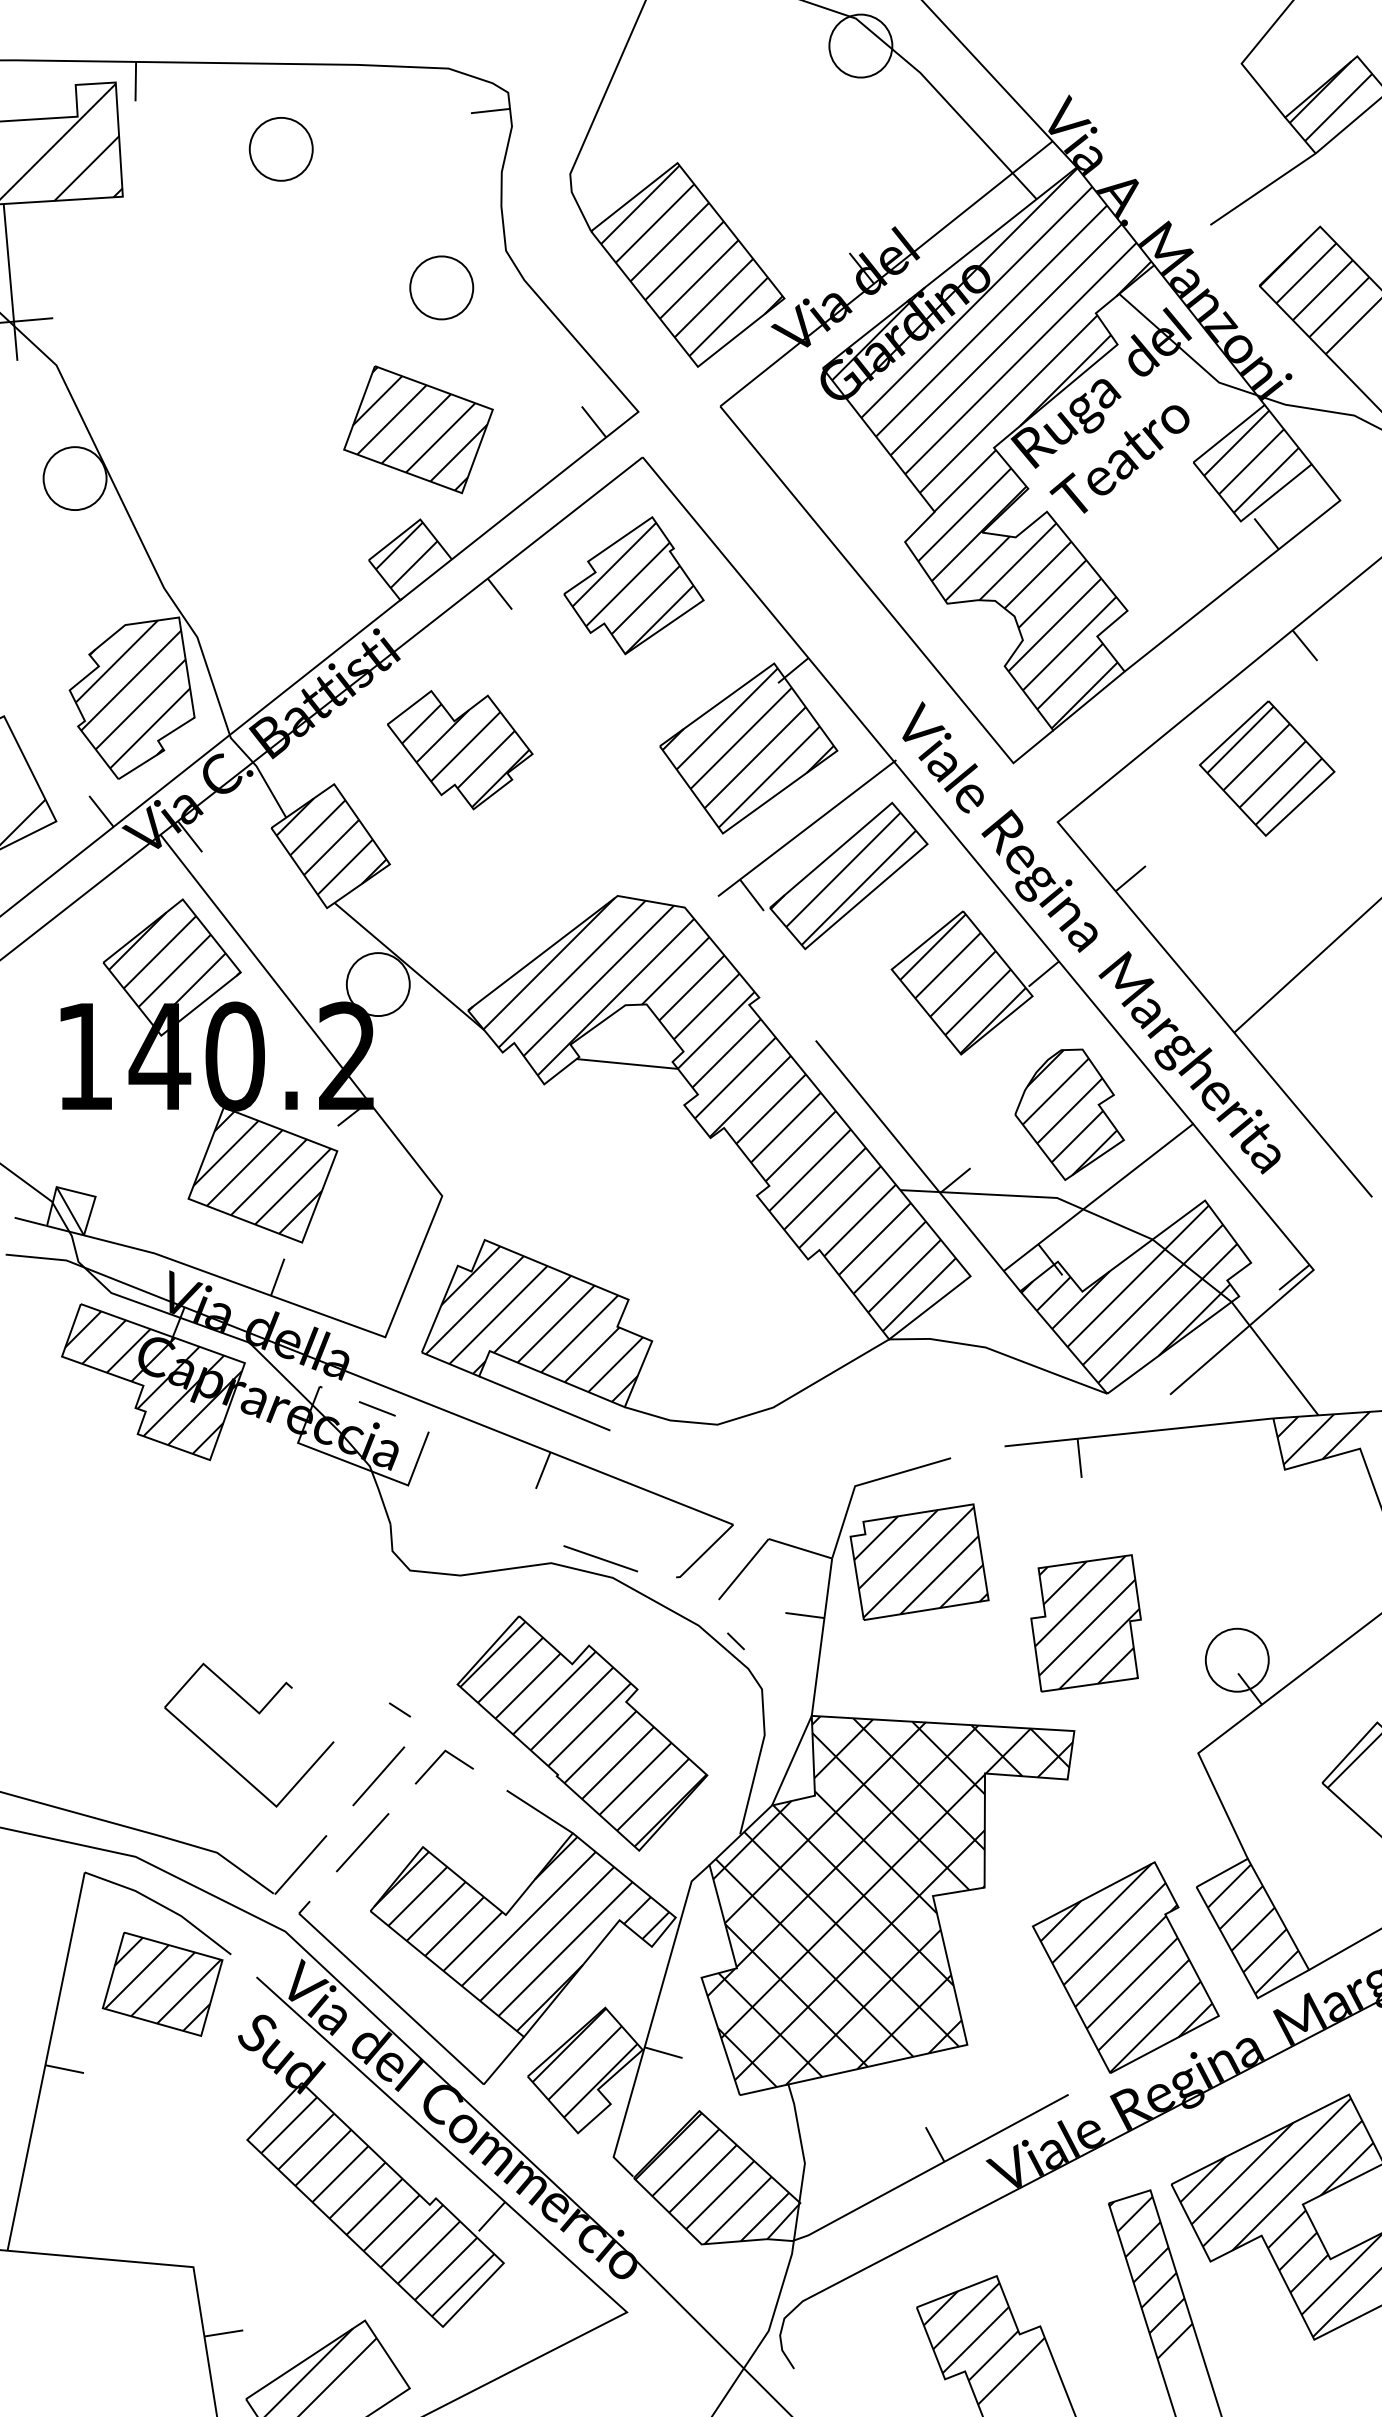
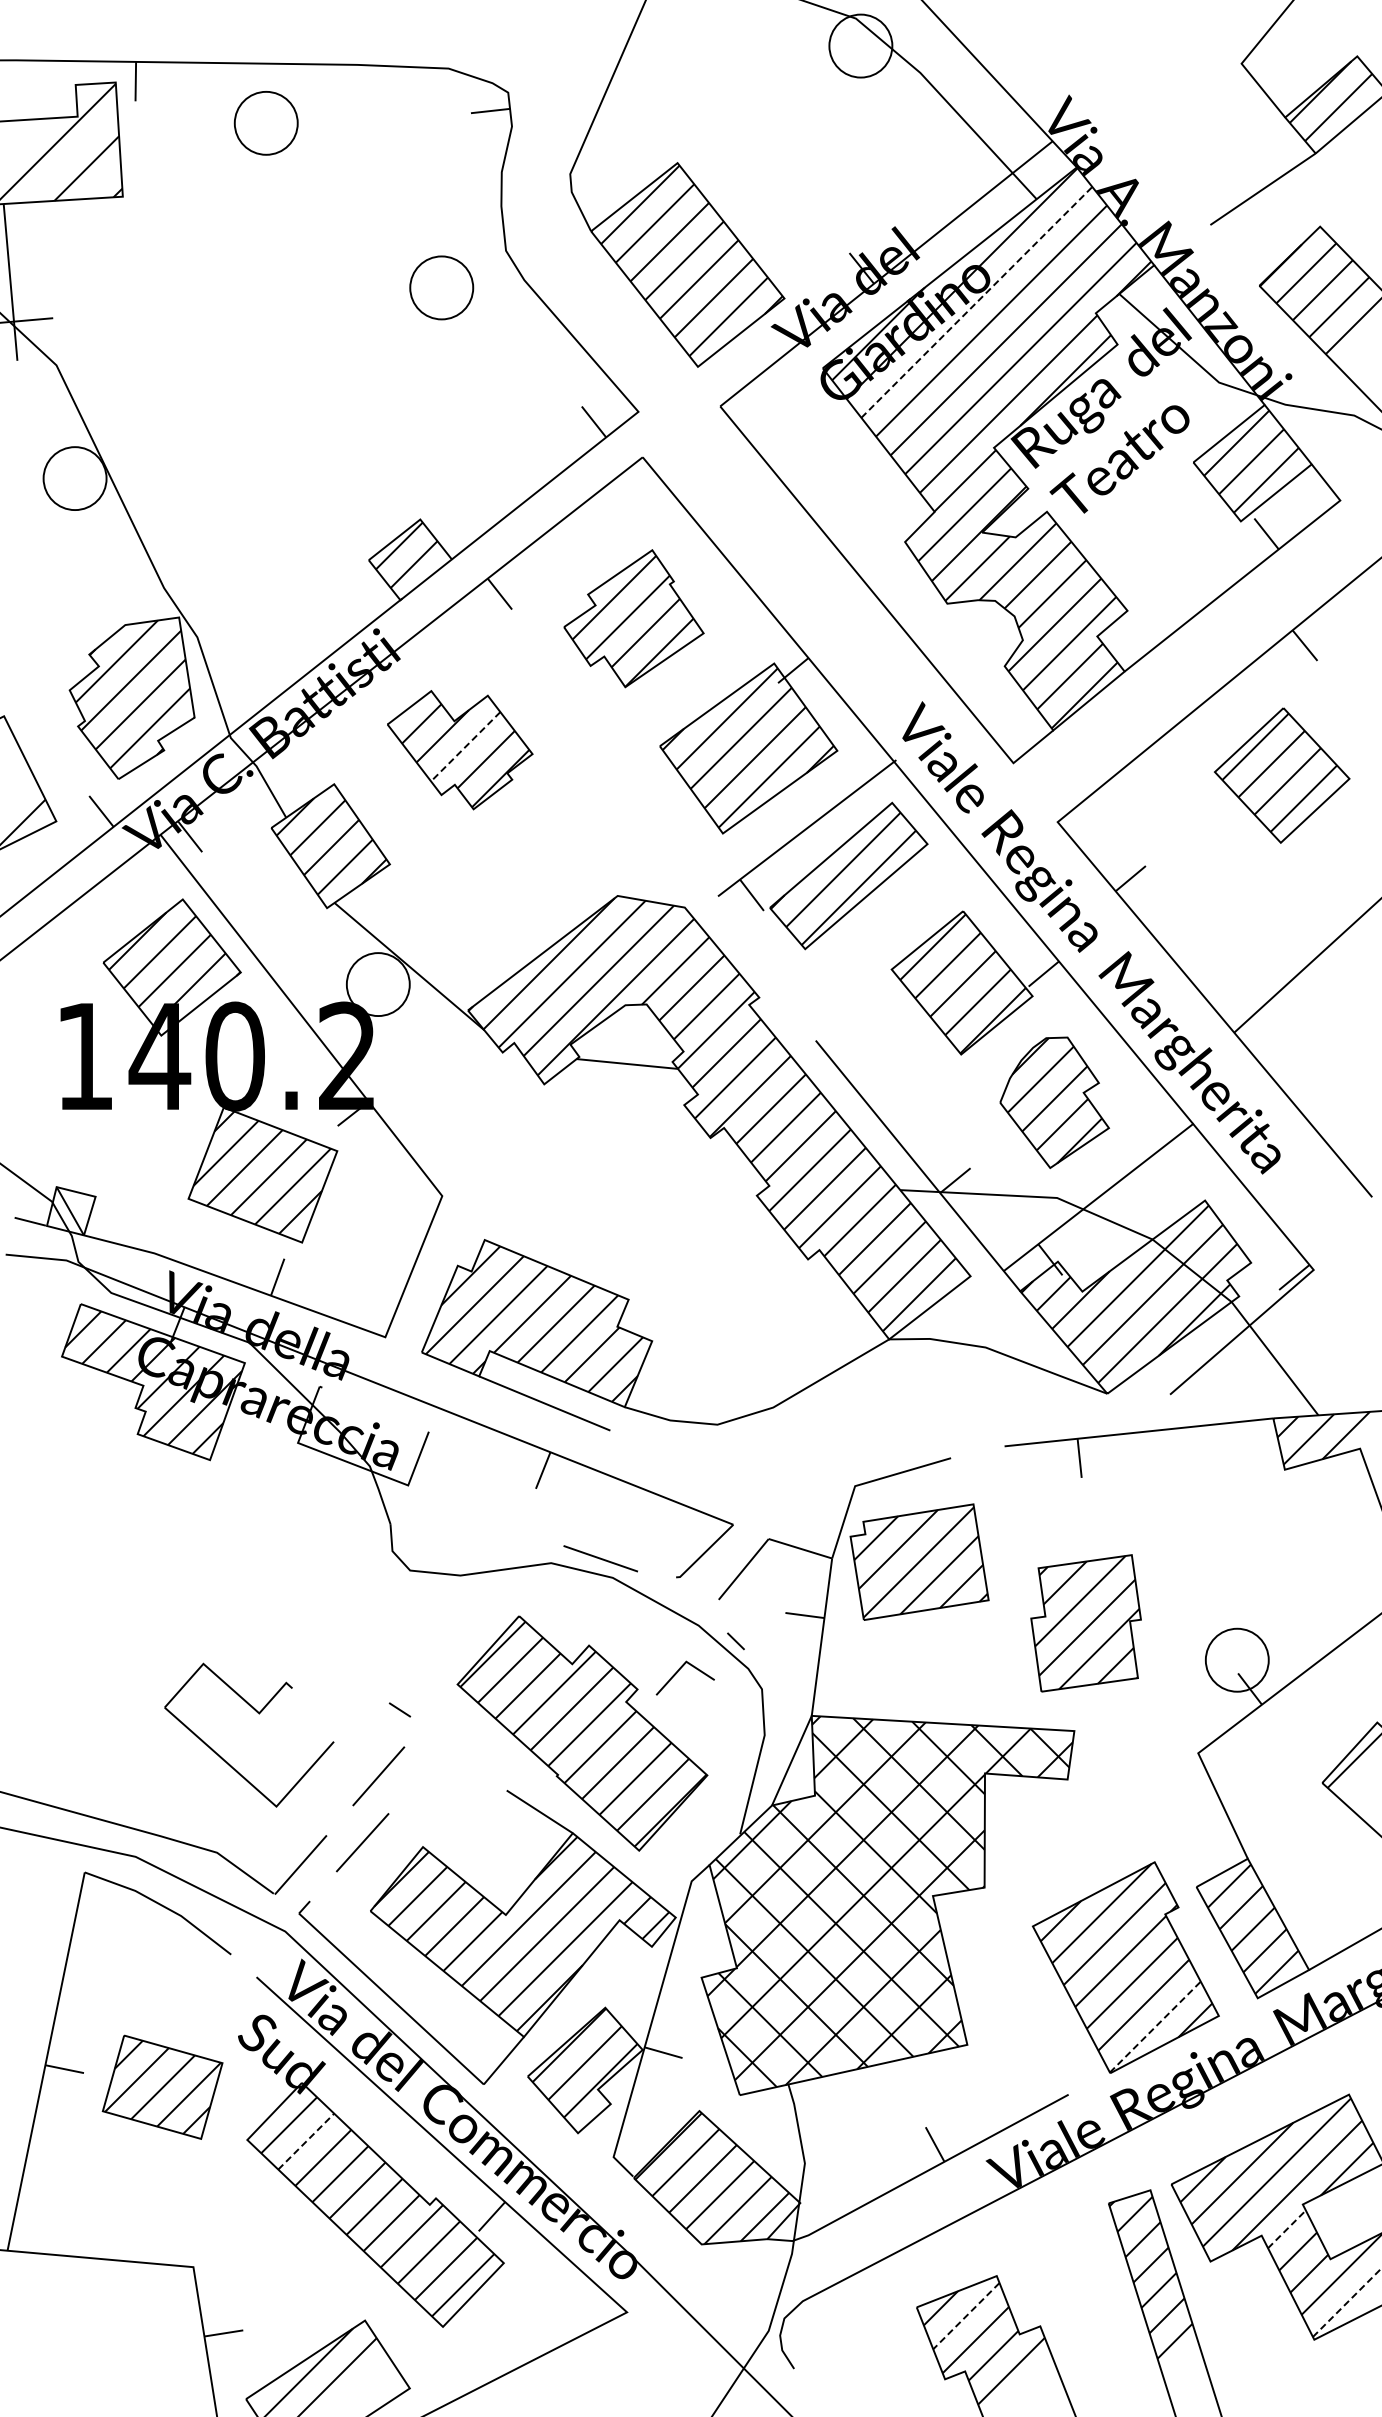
part position: (280, 149) -> (265, 123) (265, 123)
line: solid -> dashed (977, 302)
part: present -> none (418, 429)
part position: (633, 585) -> (633, 618) (633, 618)
line: solid -> dashed (465, 747)
part position: (1267, 768) -> (1282, 775) (1282, 775)
part position: (1069, 1114) -> (1054, 1102) (1054, 1102)
line: present -> none (376, 1408)
line position: (436, 1762) -> (677, 1673) (677, 1673)
part position: (162, 1983) -> (162, 2086) (162, 2086)
line: solid -> dashed (1155, 2026)
line: solid -> dashed (306, 2141)
line: solid -> dashed (1286, 2229)
line: solid -> dashed (1347, 2302)
line: solid -> dashed (966, 2316)
